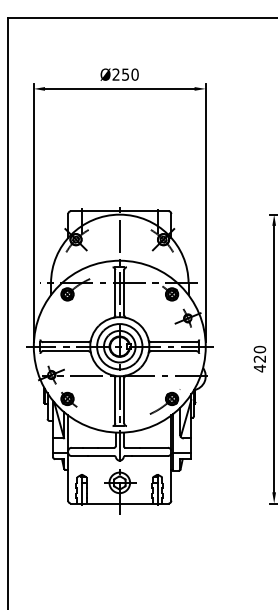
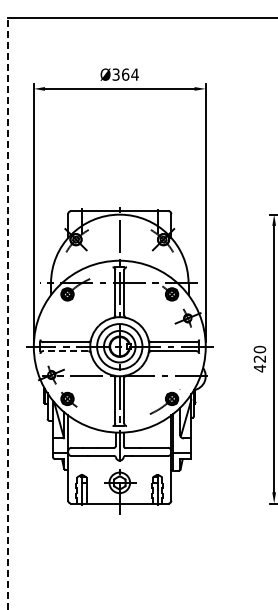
text: Ø250 -> Ø364 (125, 74)
line: solid -> dashed (8, 313)
line: solid -> dashed (65, 351)
